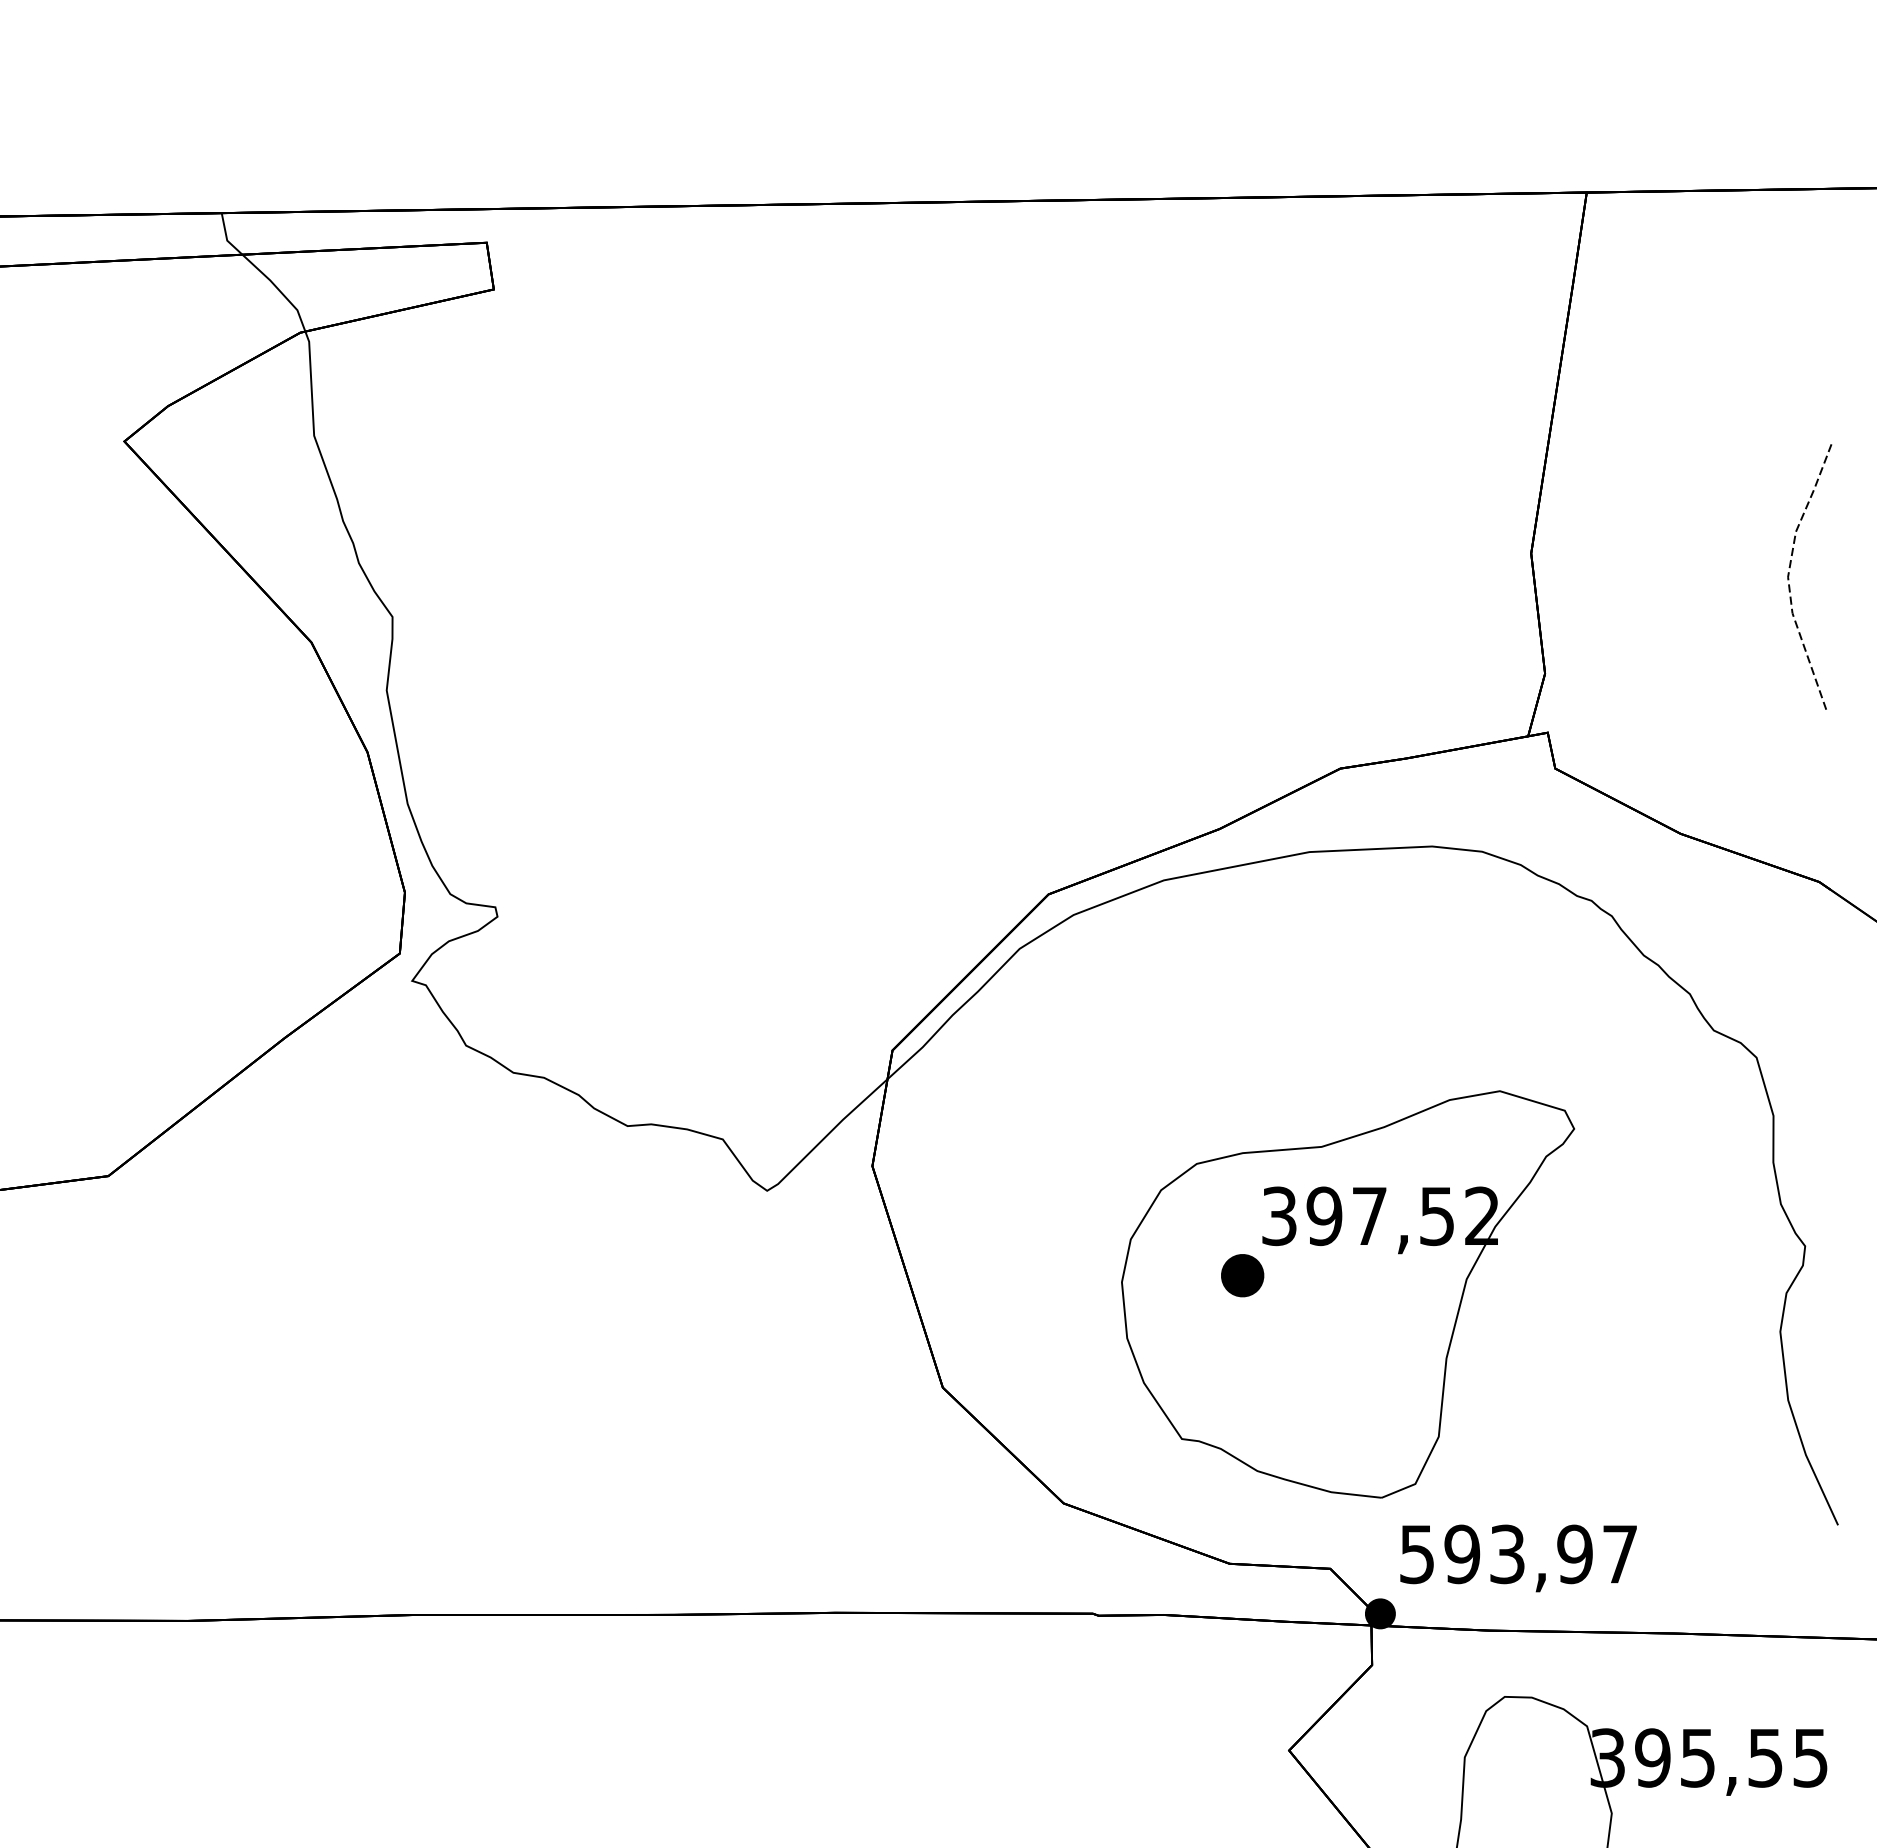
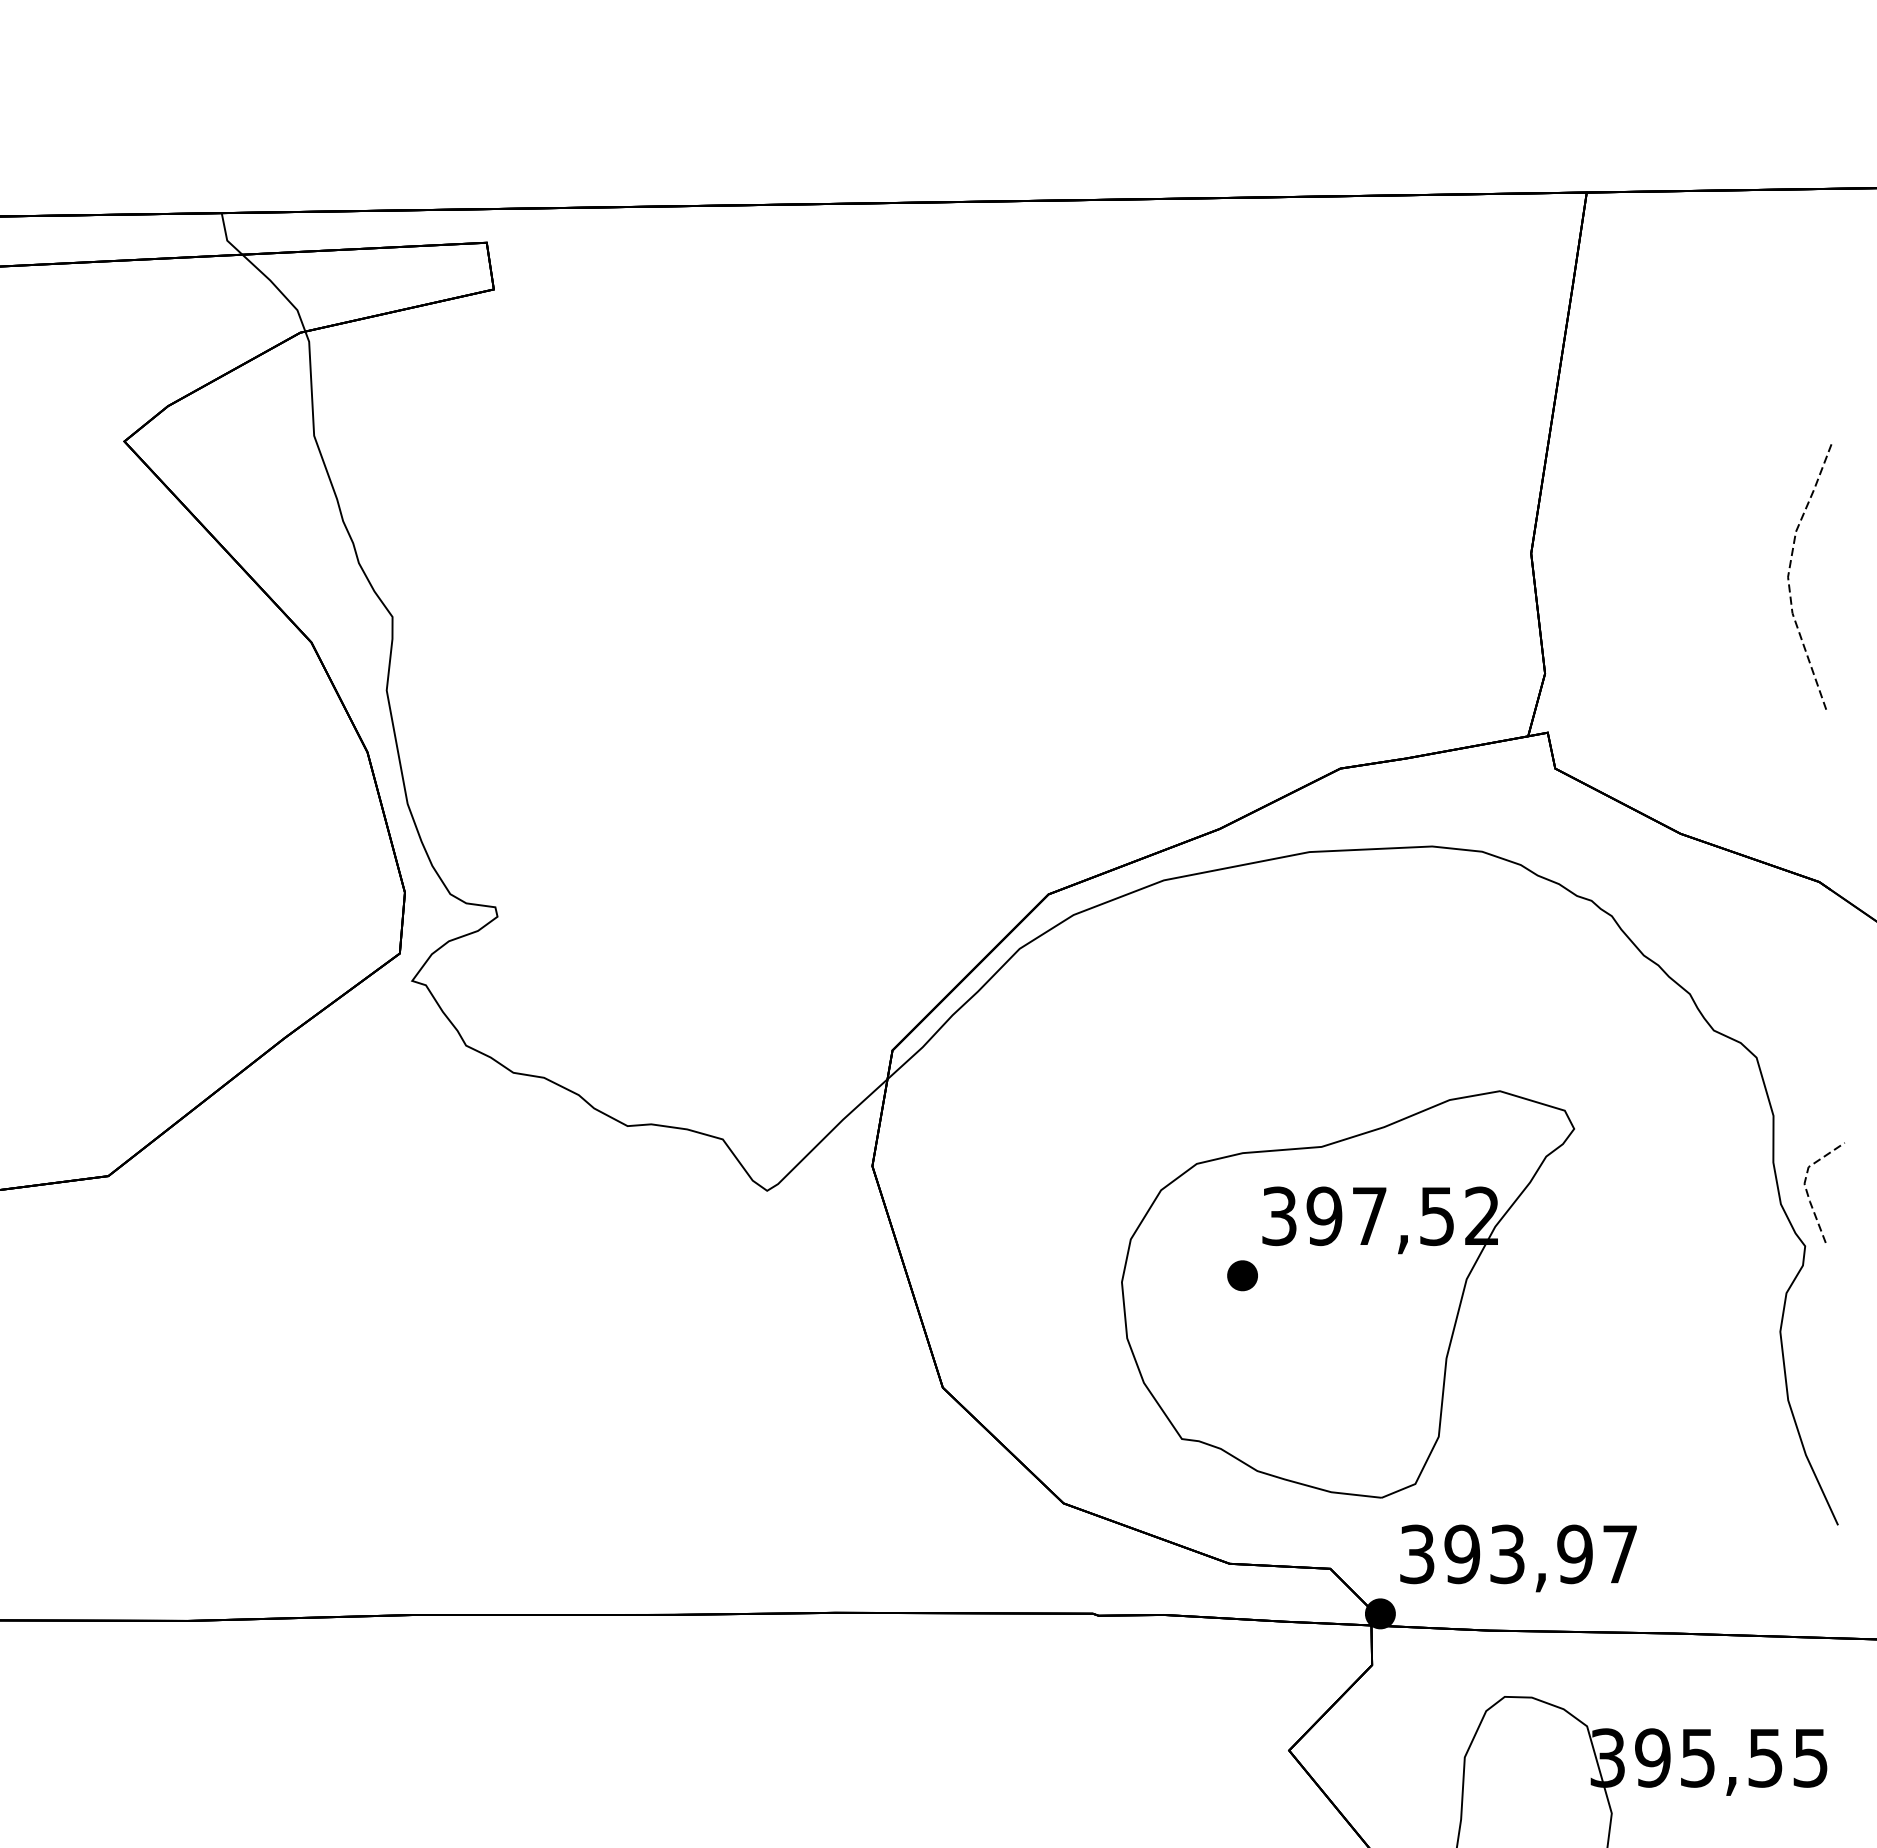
line: none -> present (1809, 1196)
part size: 44x44 px -> 31x32 px (1242, 1275)
text: 593,97 -> 393,97 (1417, 1553)
